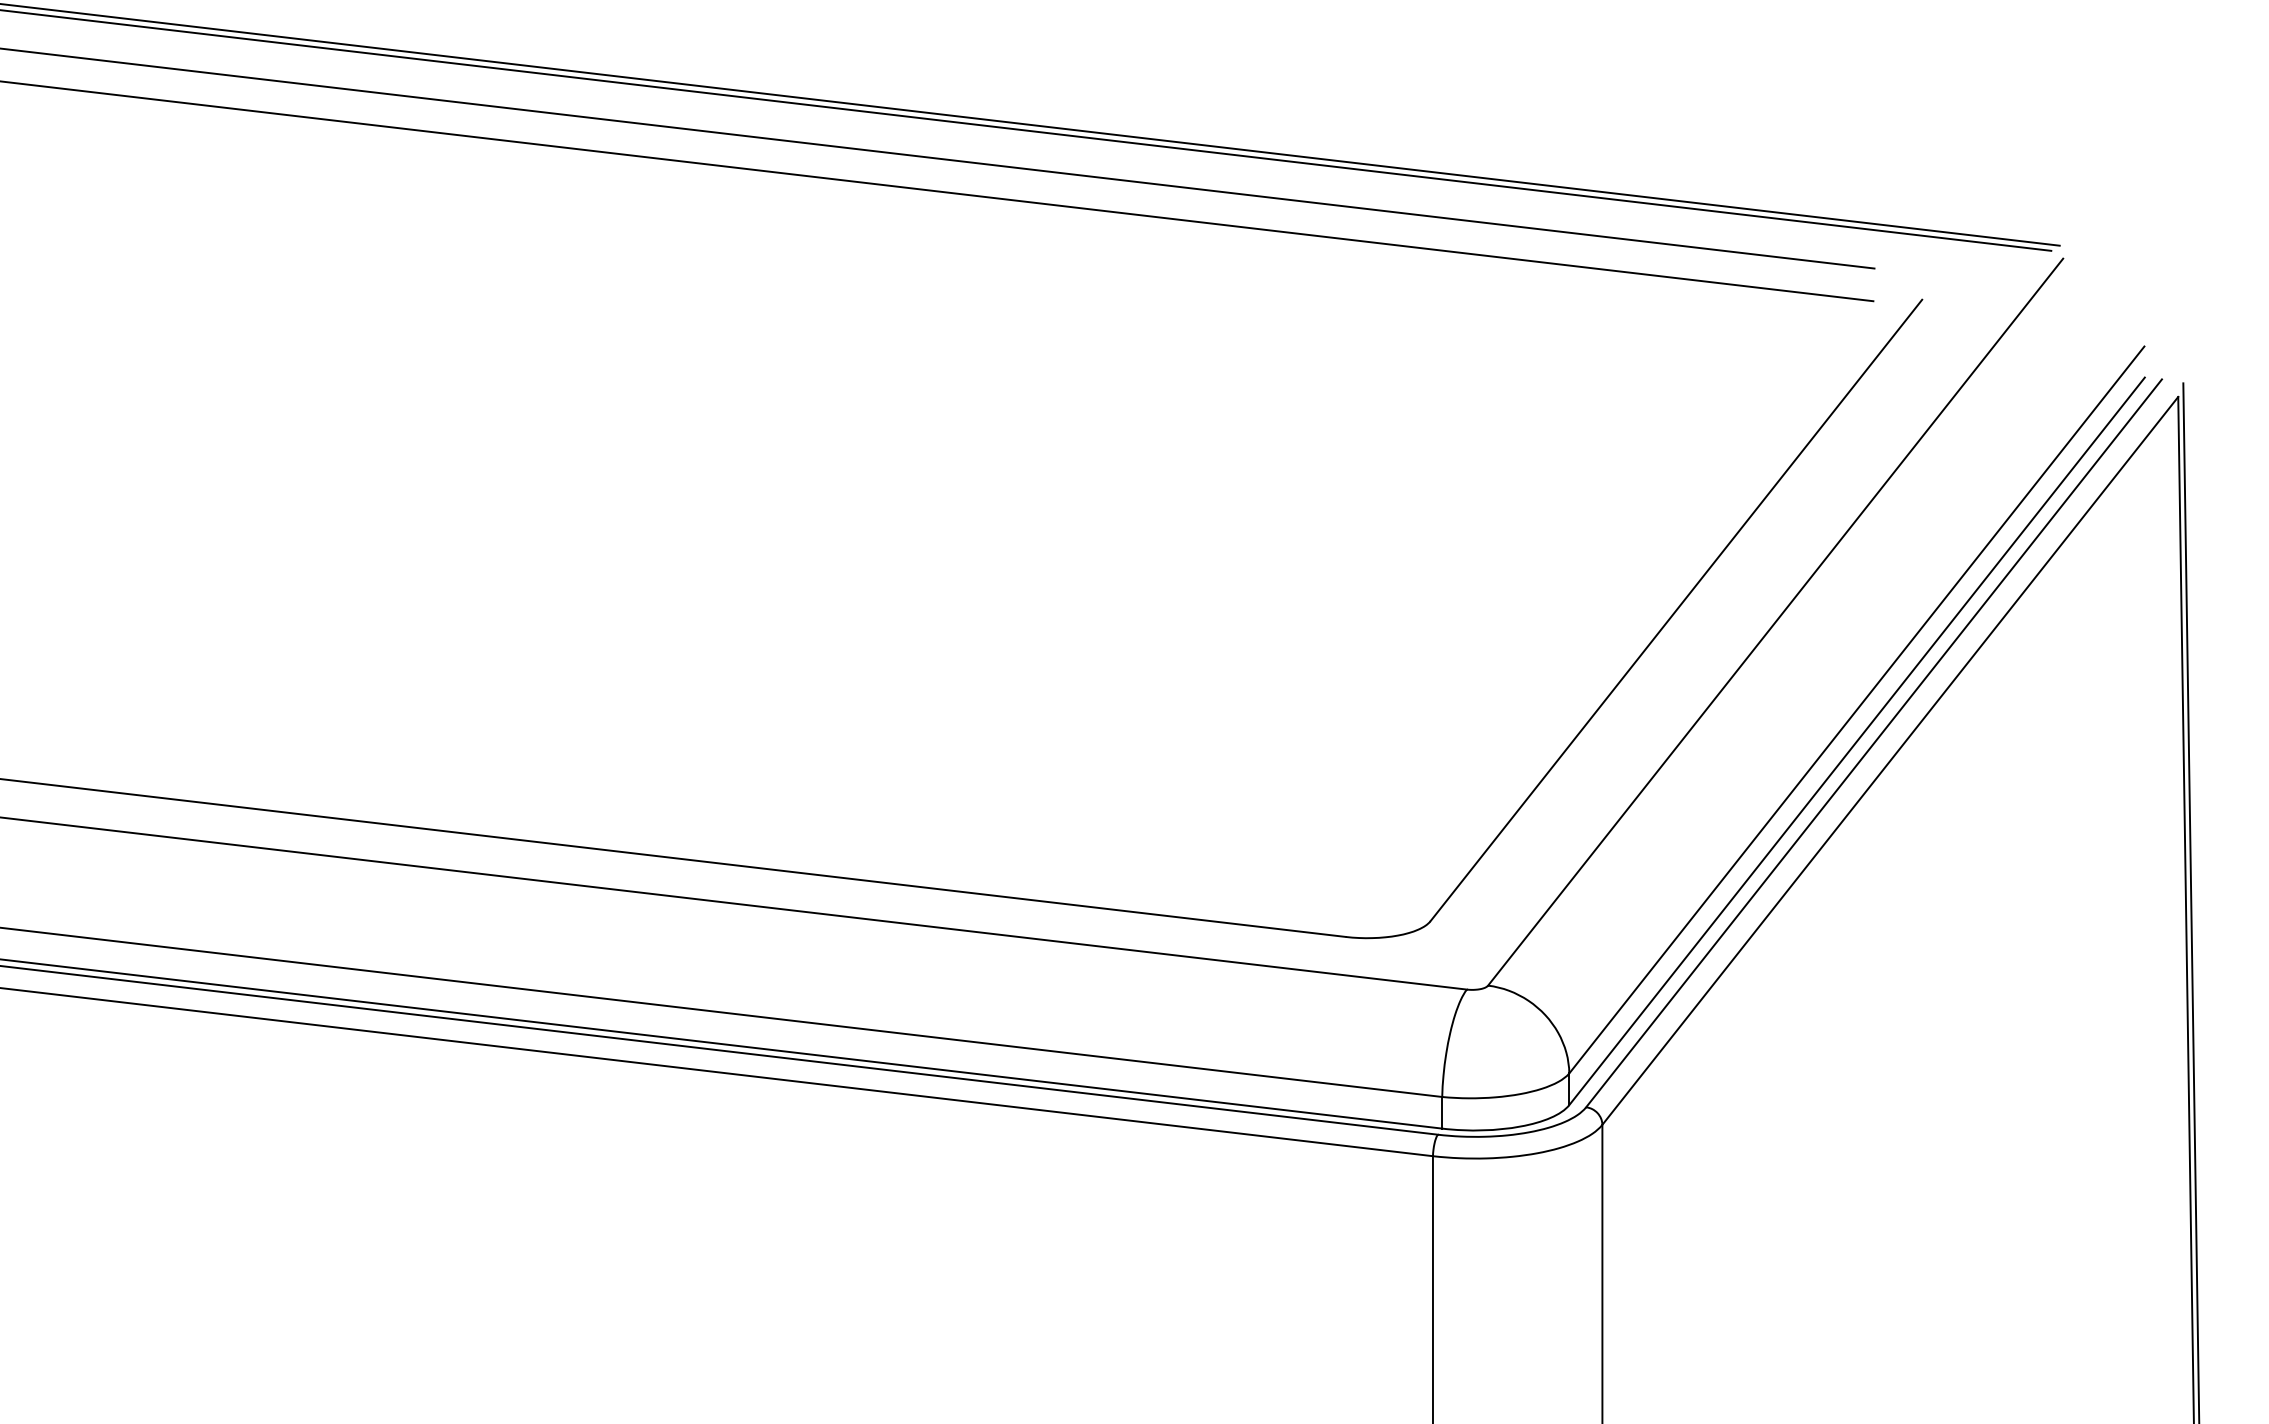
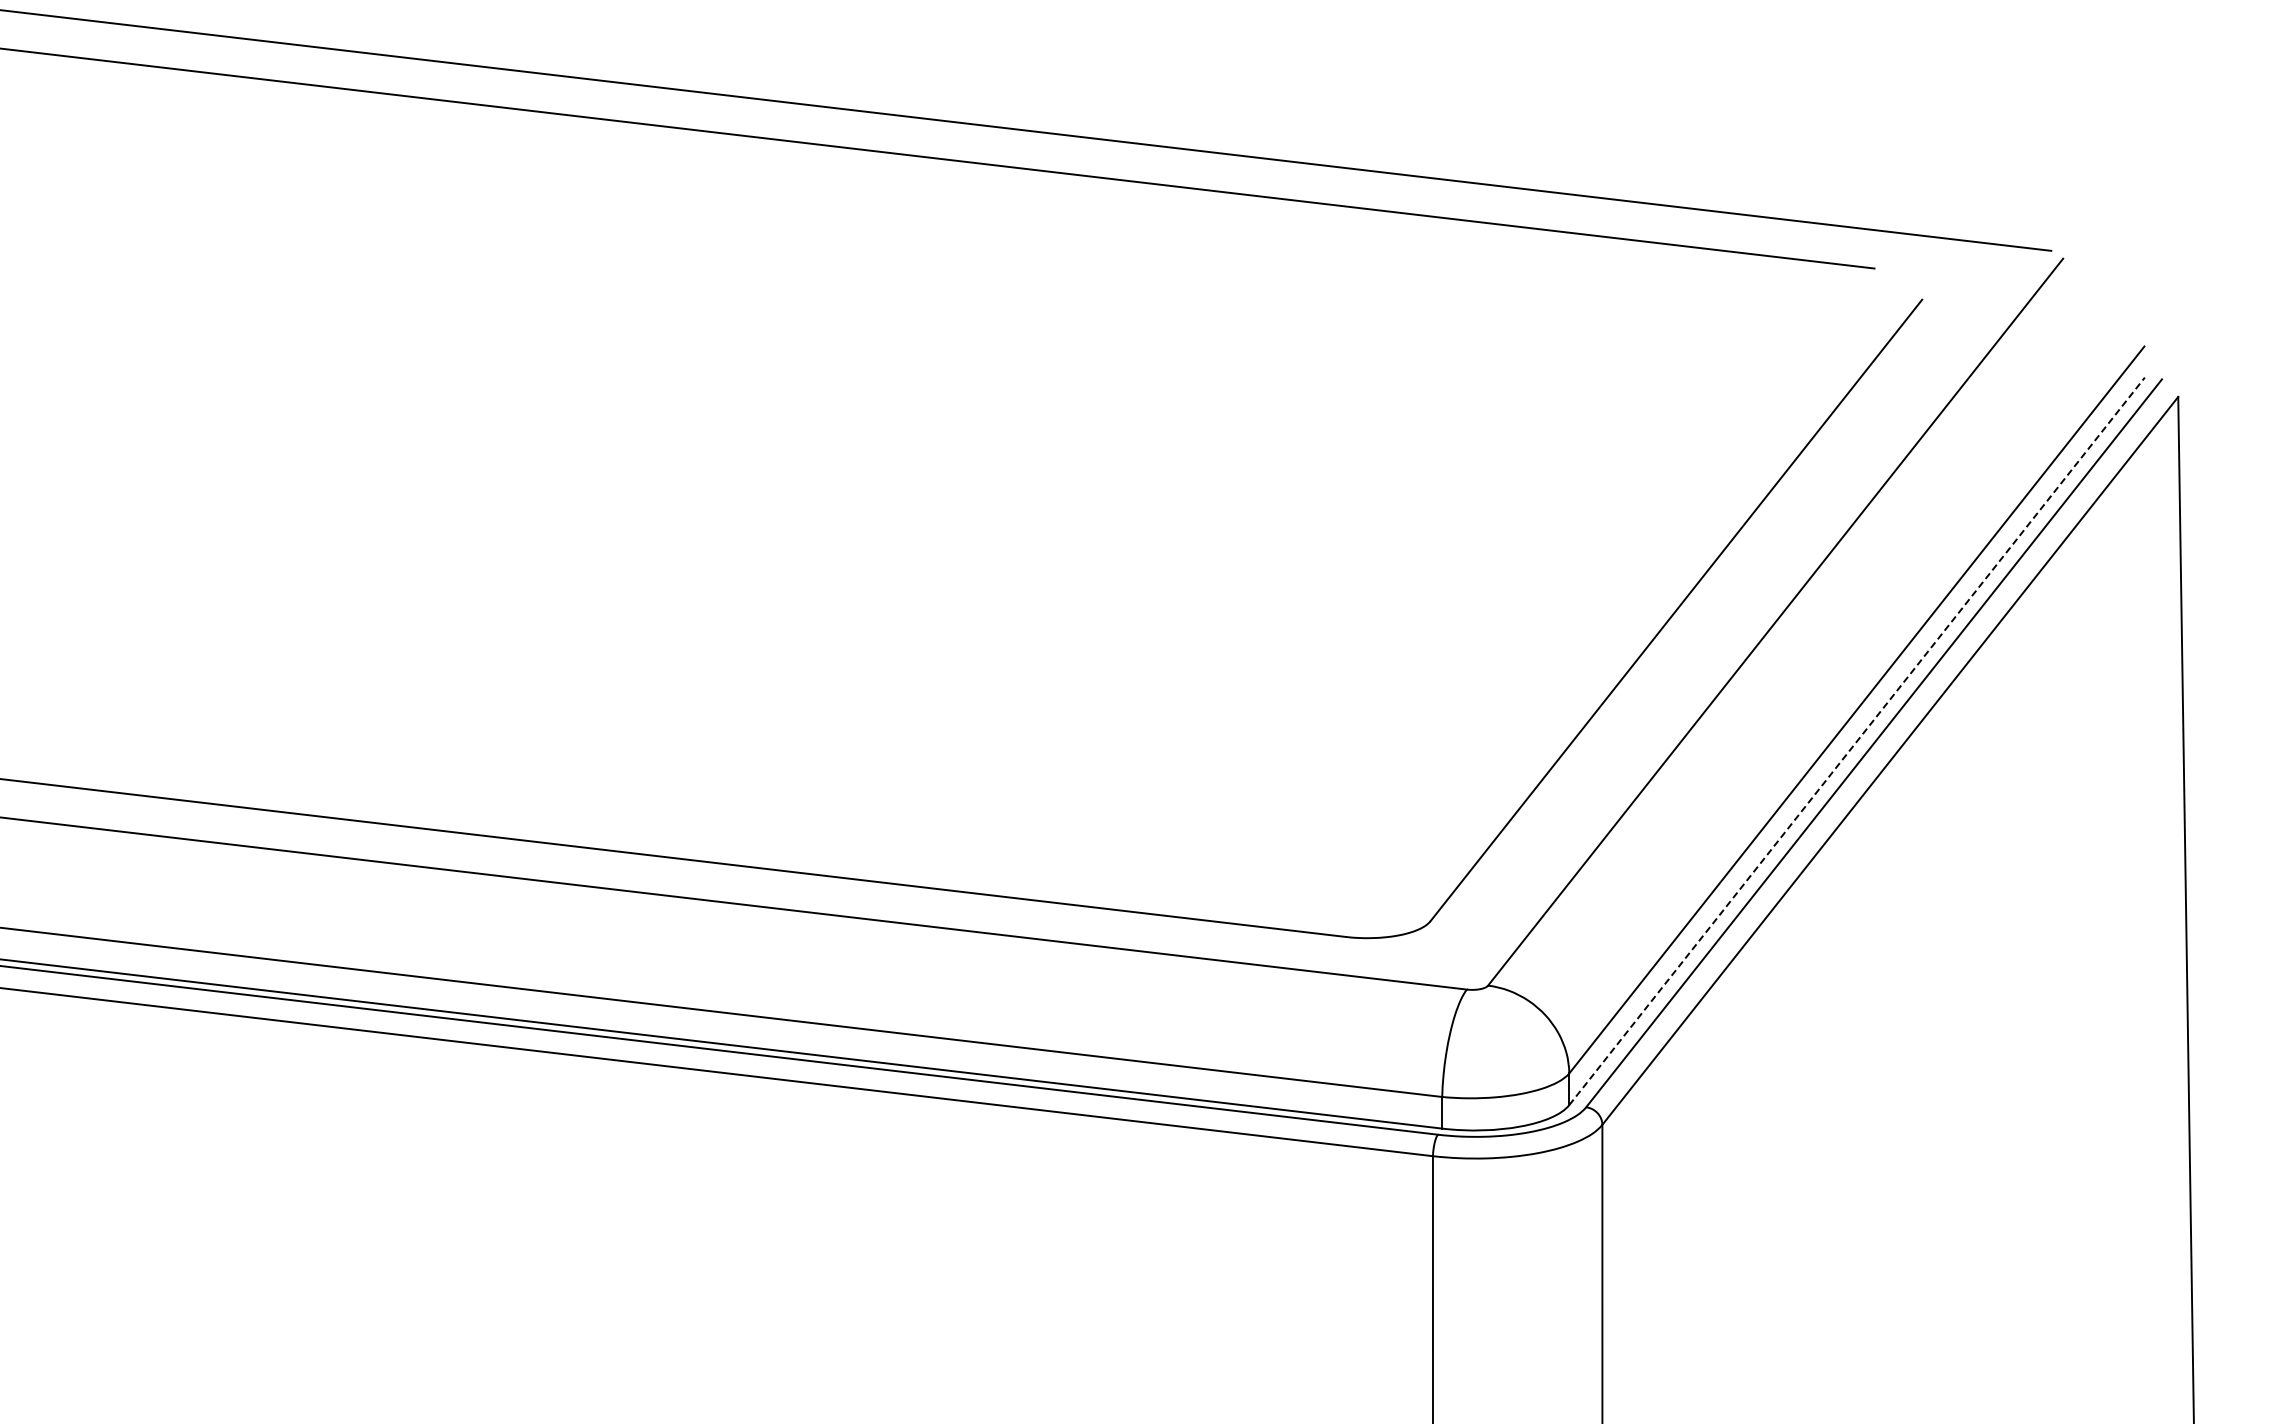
line: present -> none (1030, 124)
line: present -> none (937, 191)
line: solid -> dashed (1857, 741)
line: present -> none (2191, 901)
